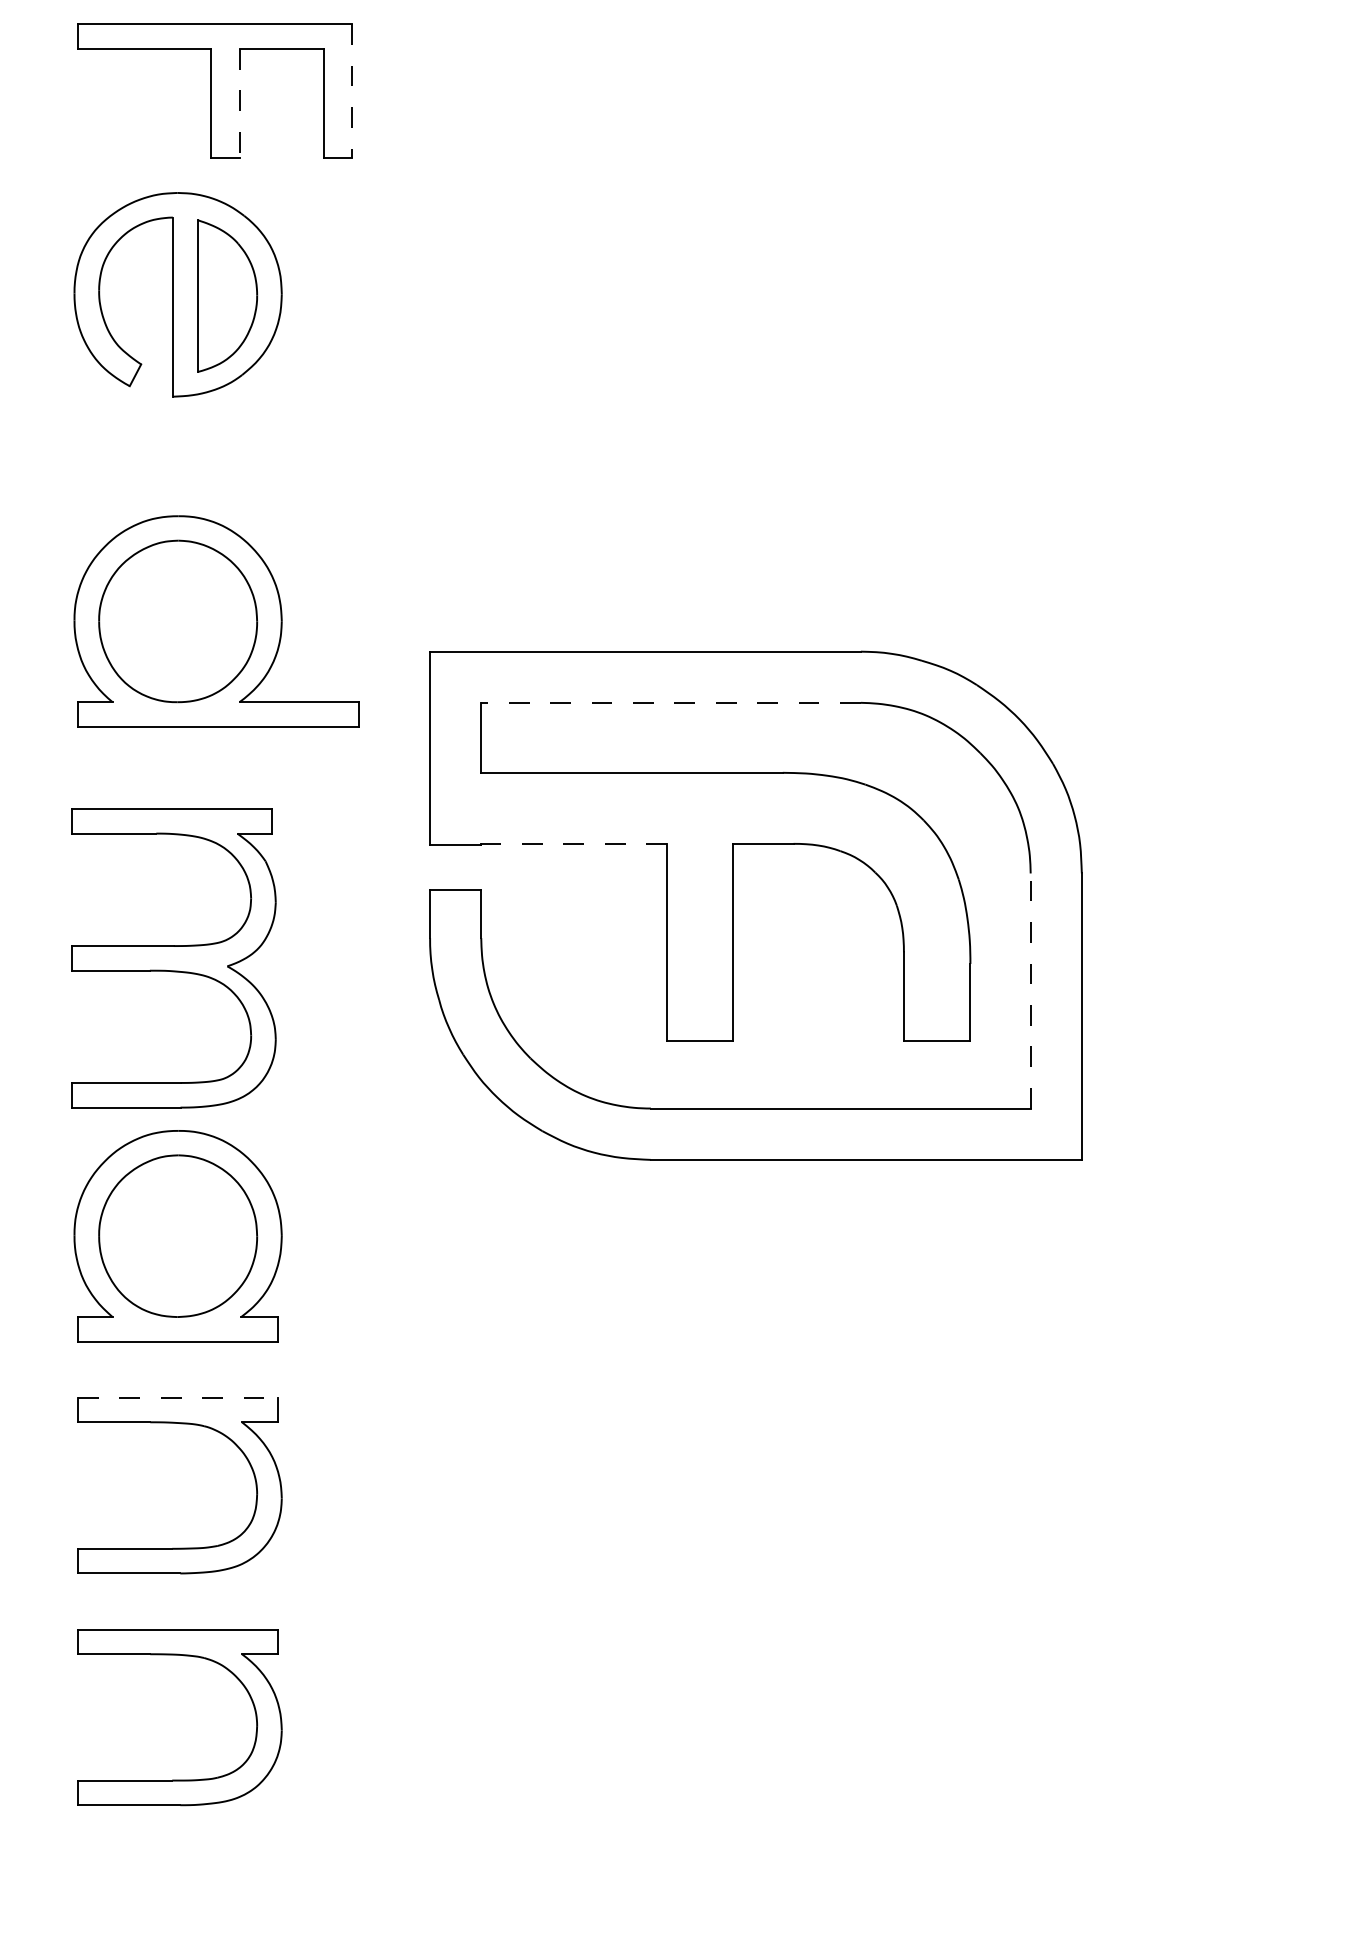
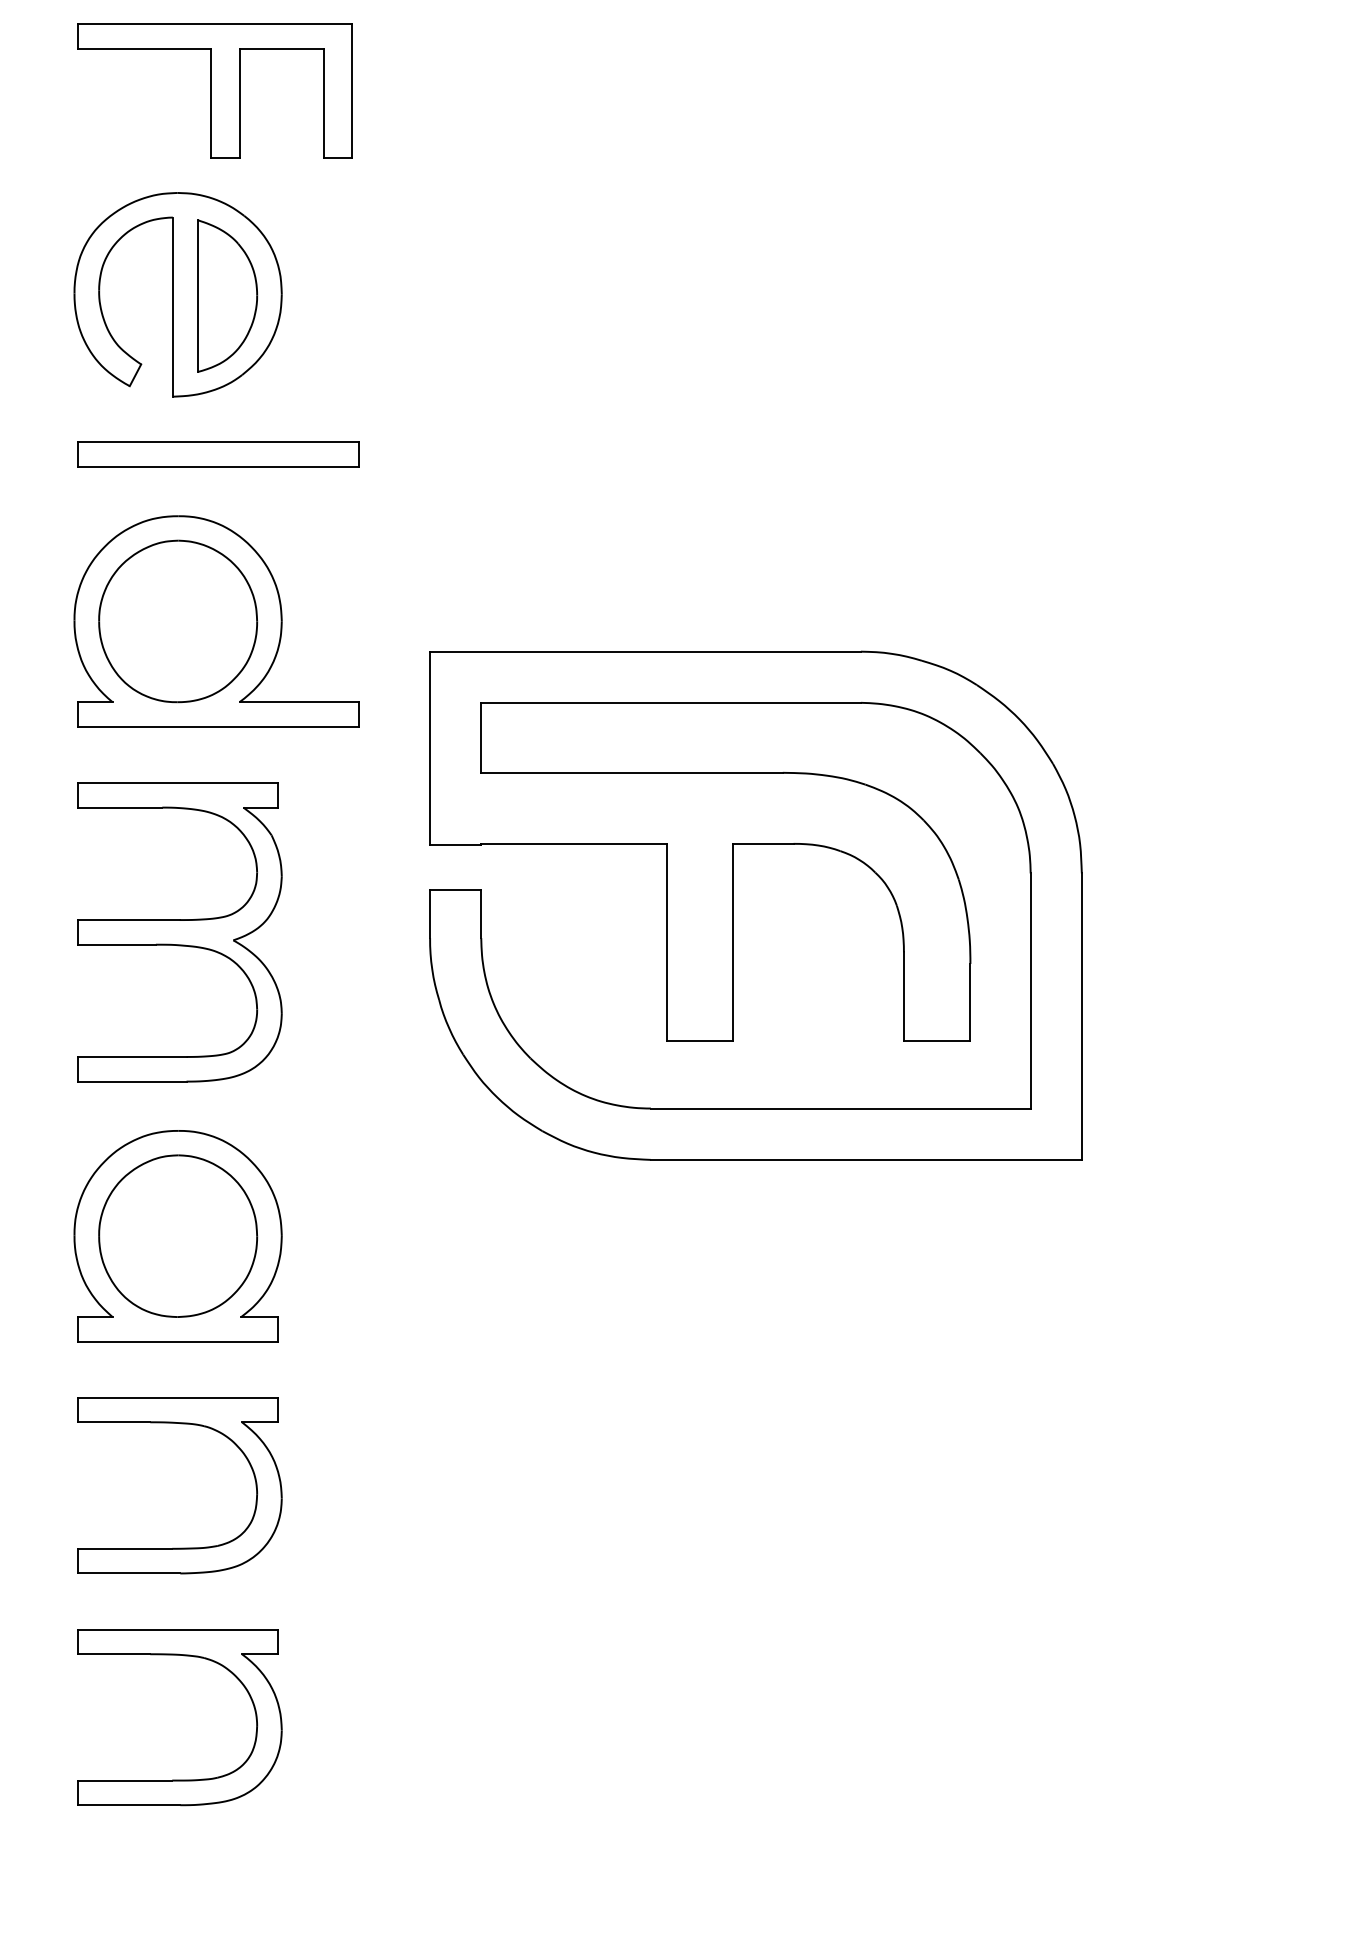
line: dashed -> solid (352, 91)
line: dashed -> solid (239, 103)
part: none -> present (218, 454)
line: dashed -> solid (671, 702)
line: dashed -> solid (574, 843)
part position: (173, 958) -> (179, 932) (179, 932)
line: dashed -> solid (1030, 991)
line: dashed -> solid (178, 1397)
